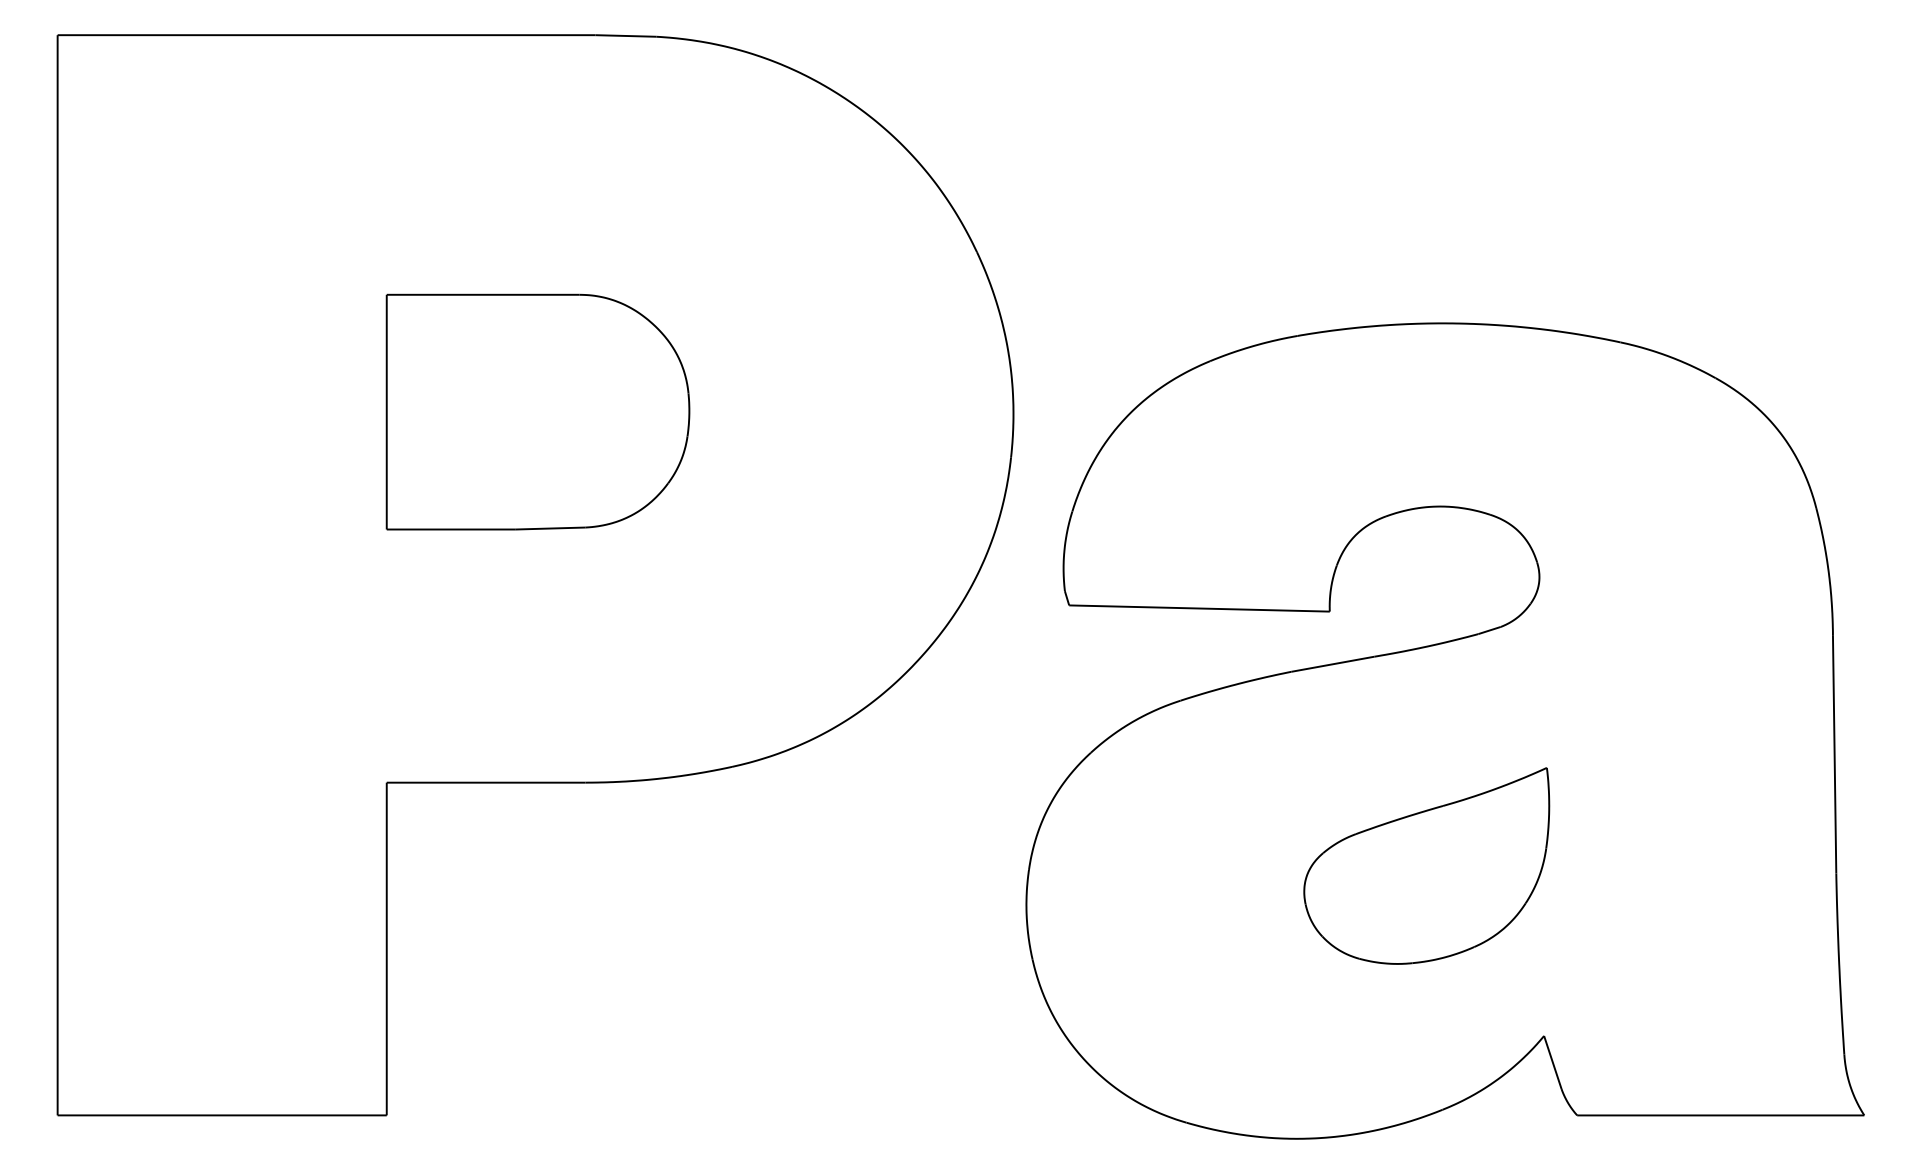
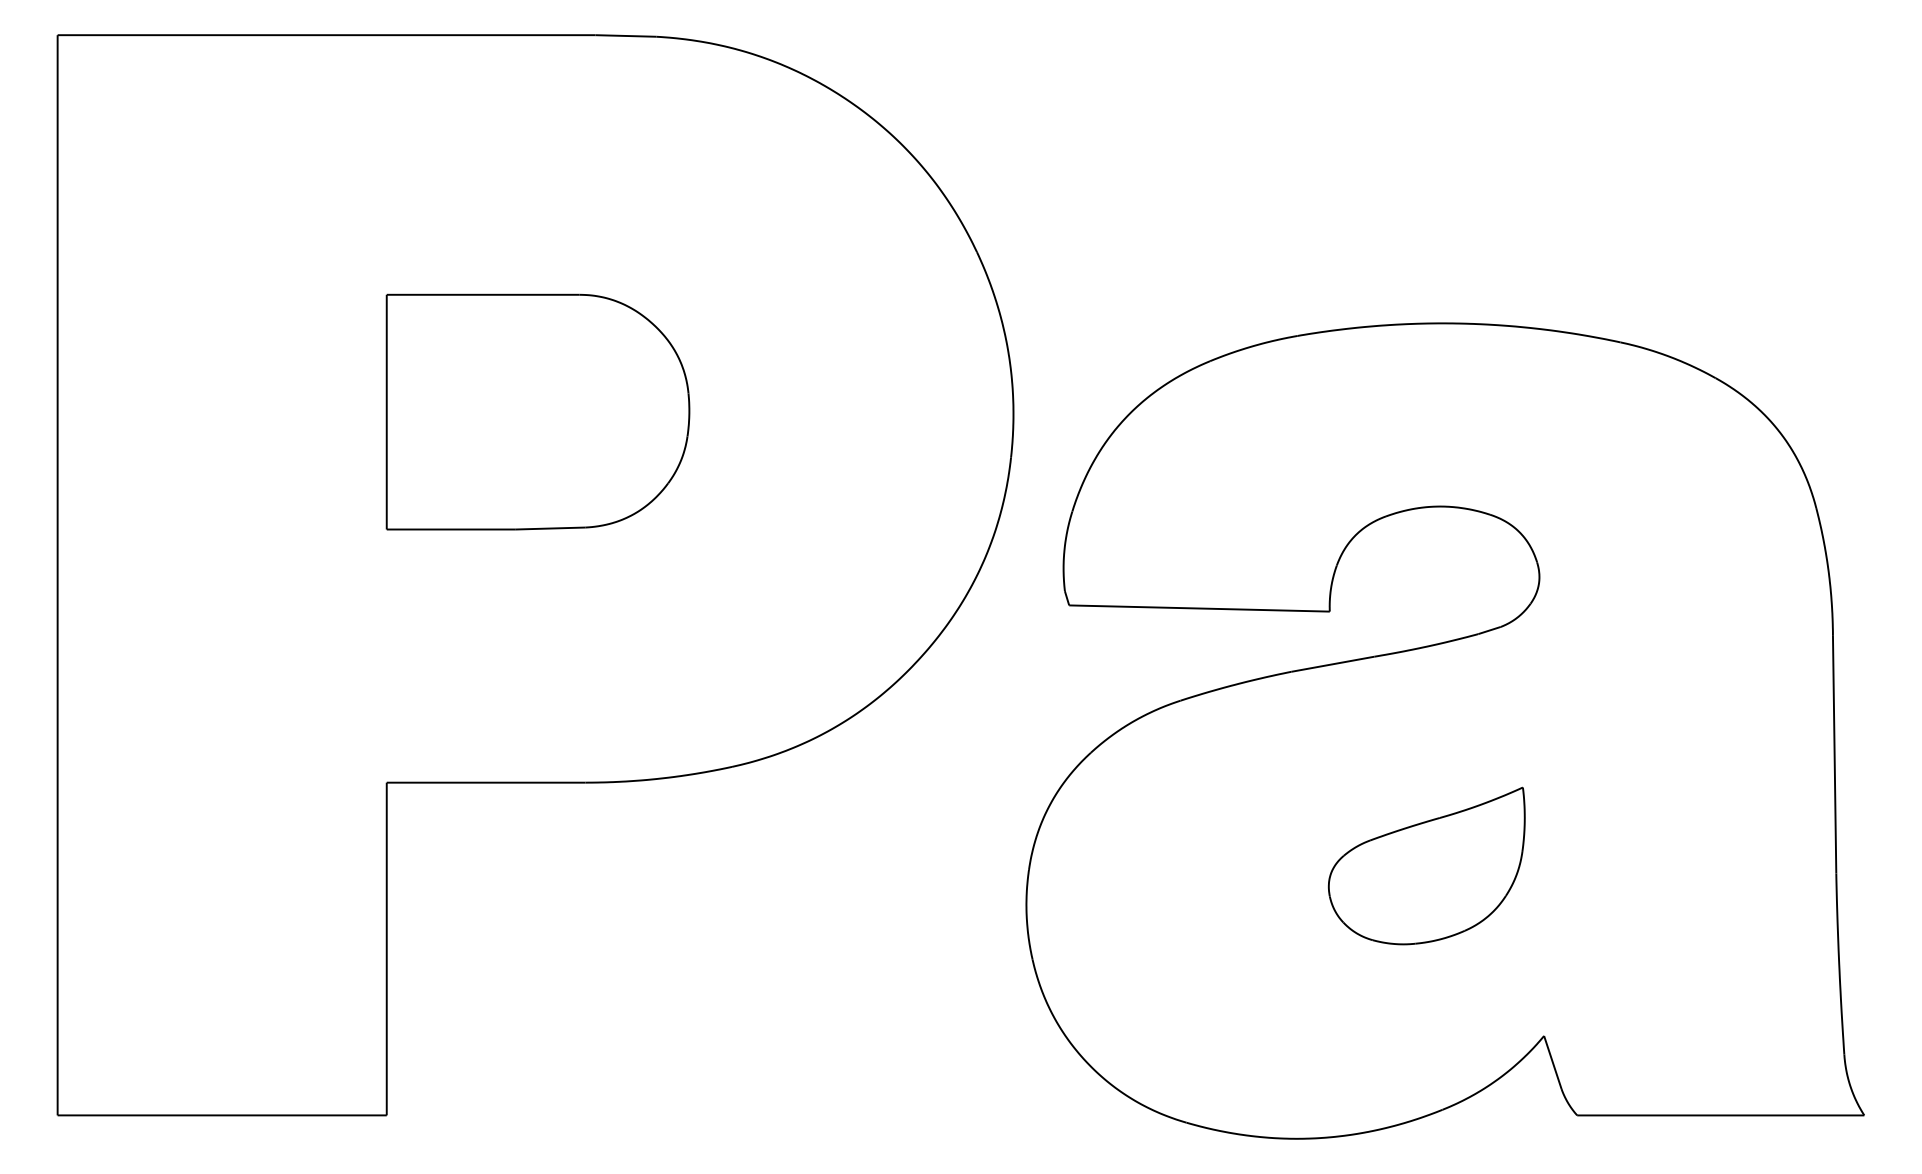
part size: 248x198 px -> 199x160 px (1426, 865)
